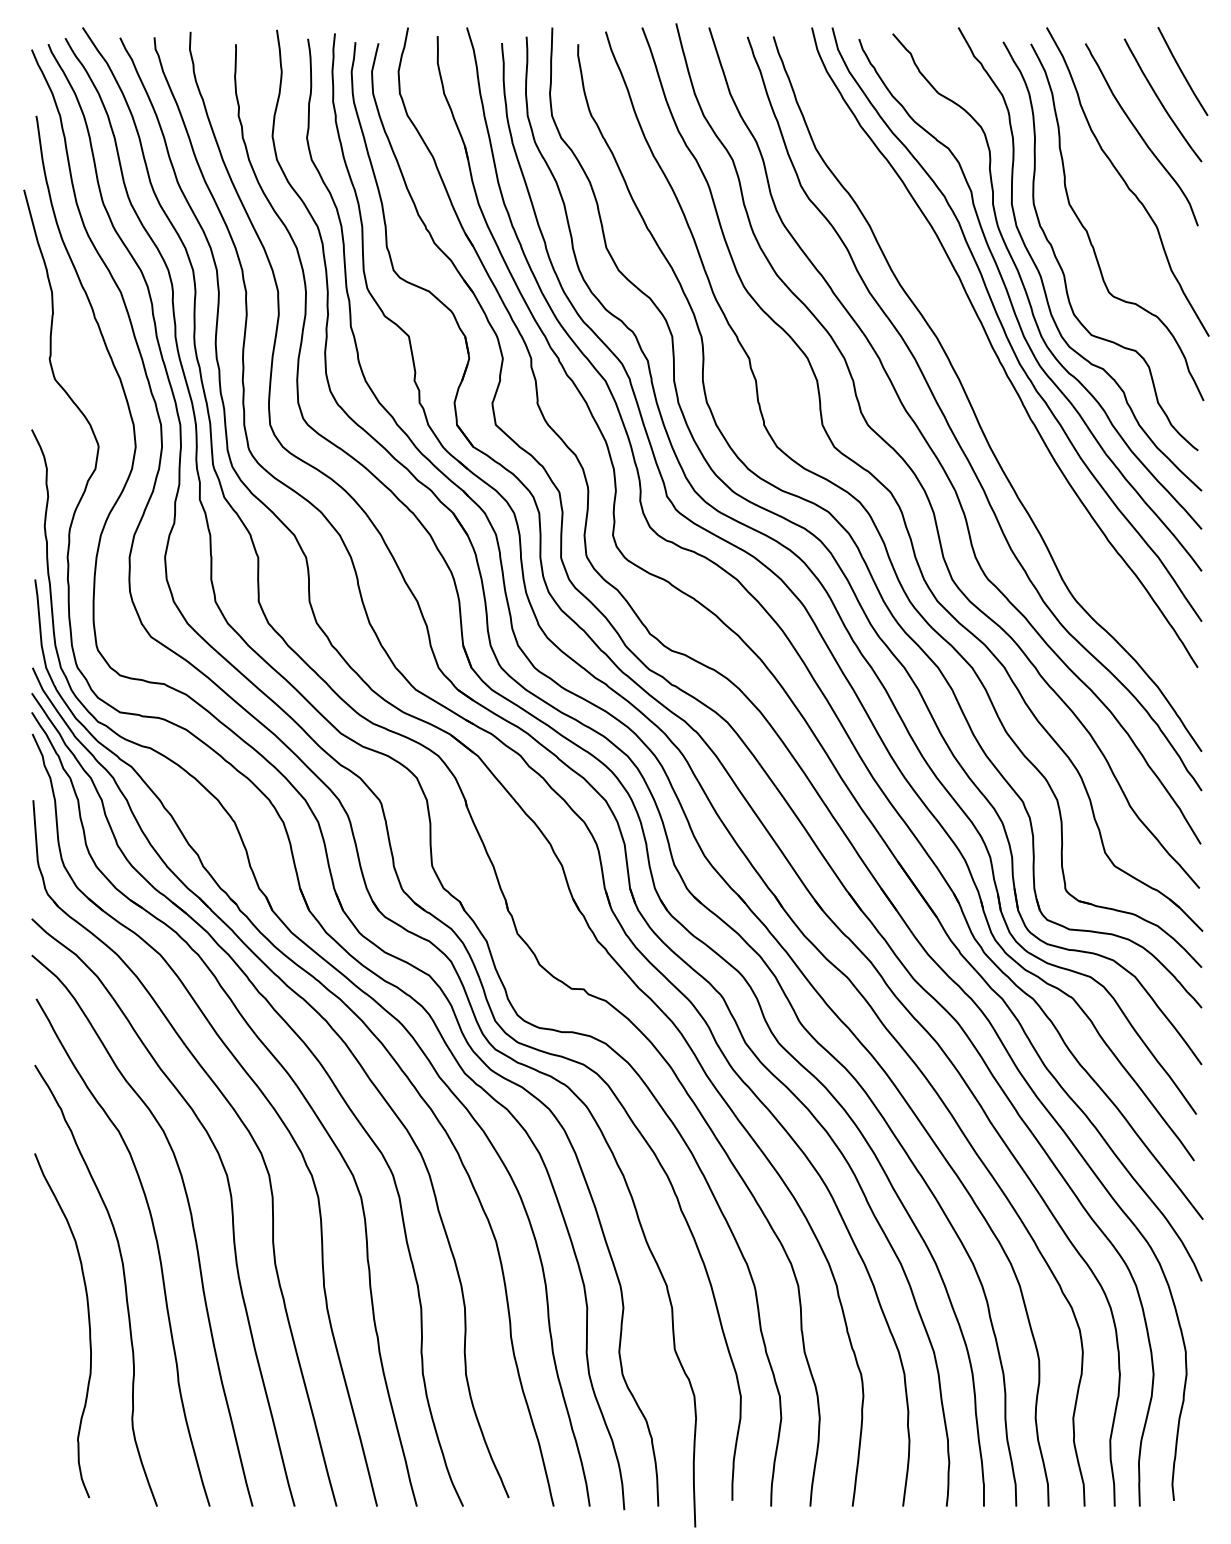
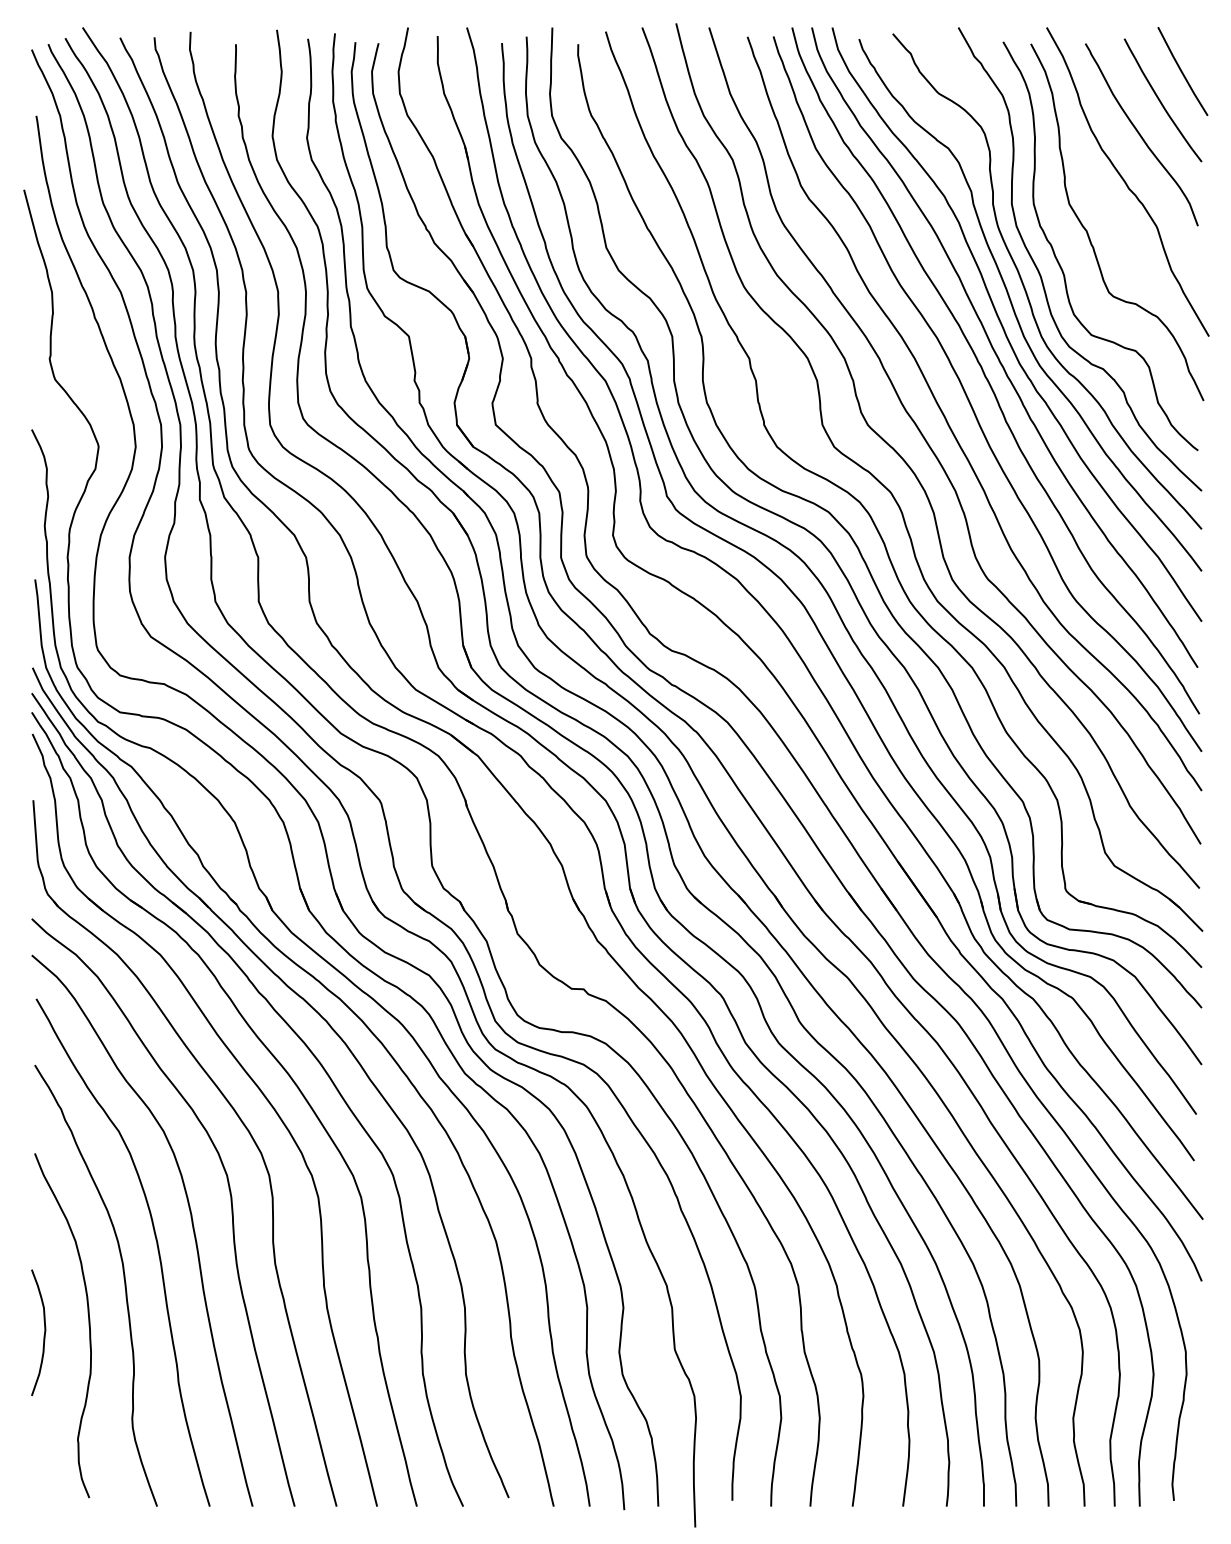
curve: none -> present (985, 373)
curve: none -> present (43, 1335)
